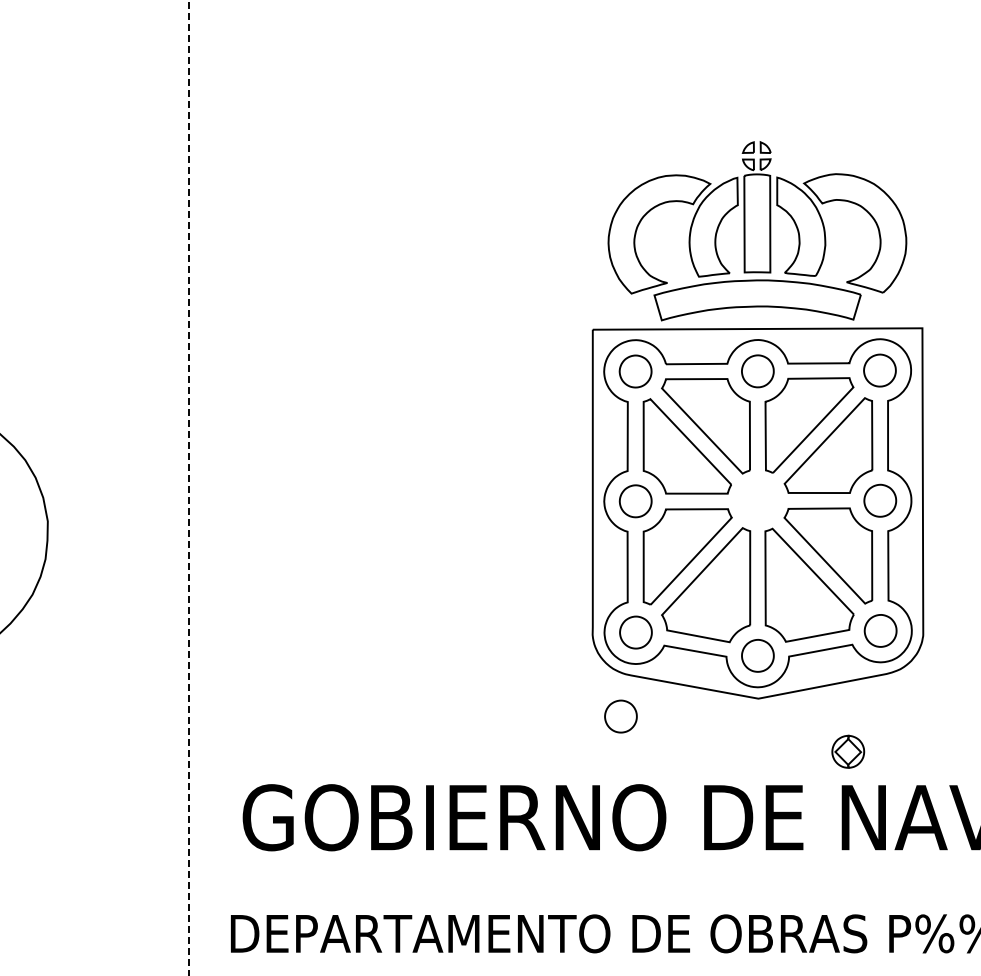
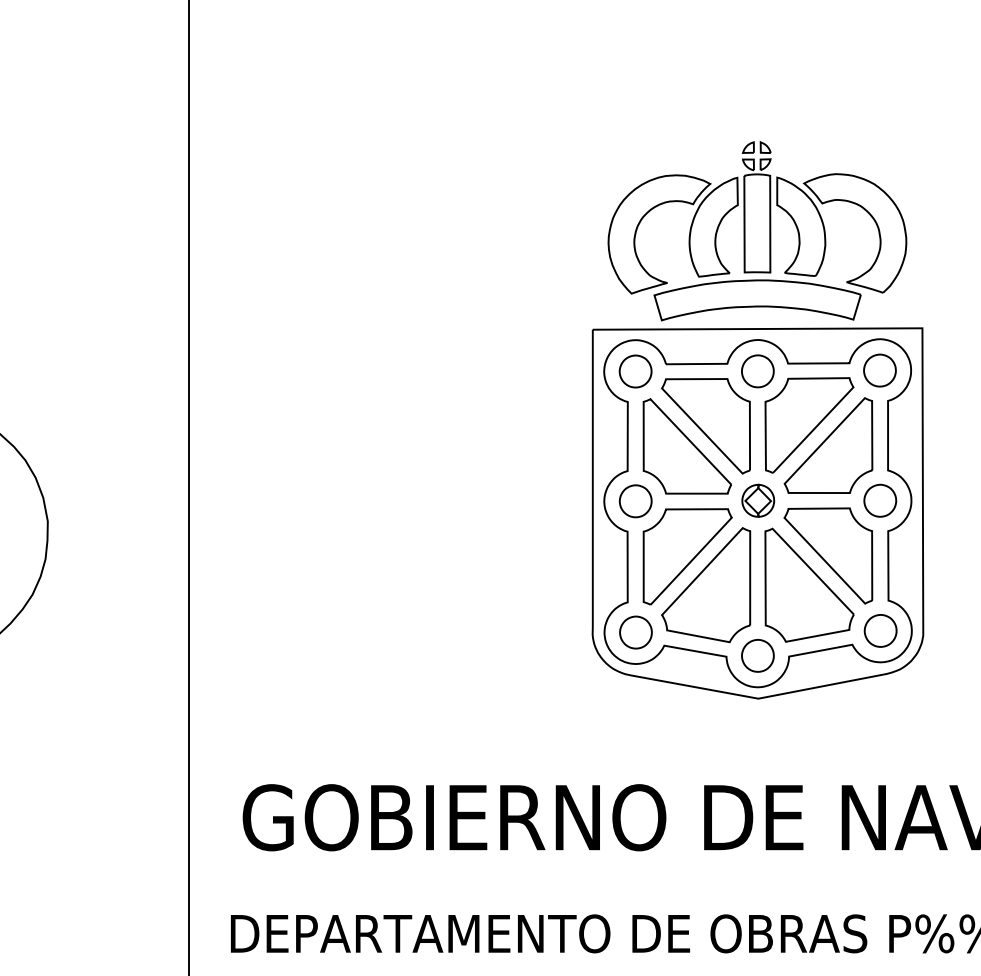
line: dashed -> solid (189, 488)
part: present -> none (620, 716)
part position: (848, 751) -> (758, 500) (758, 500)
